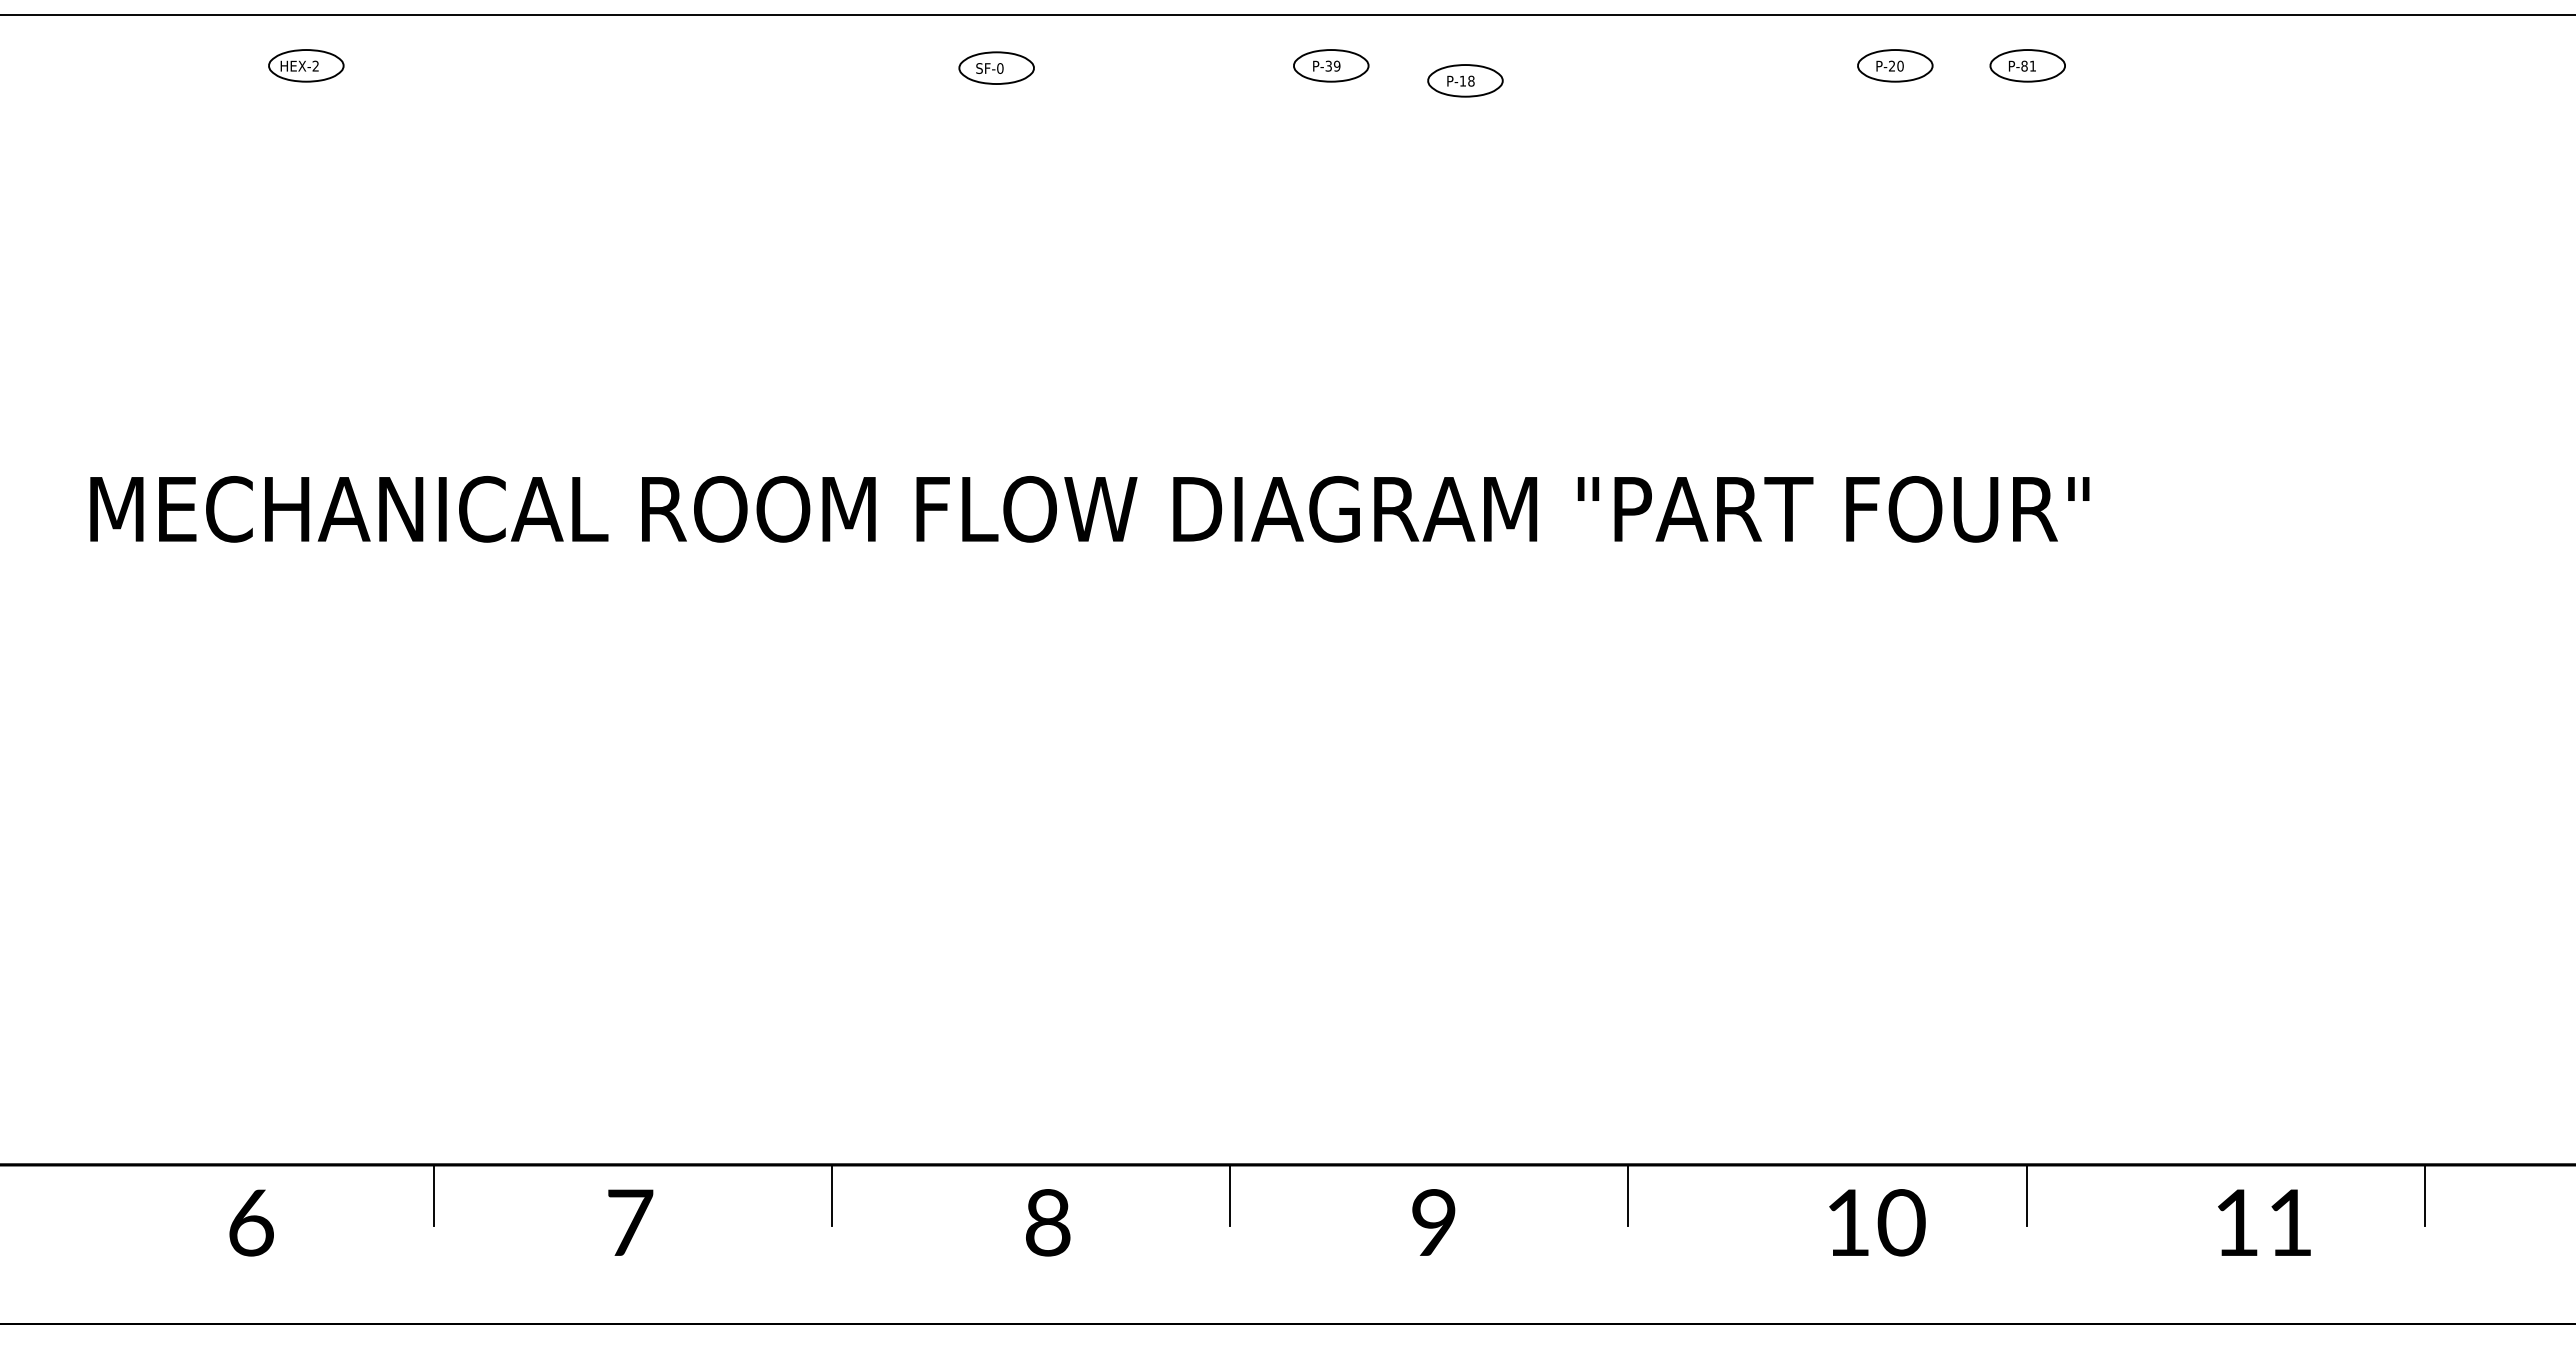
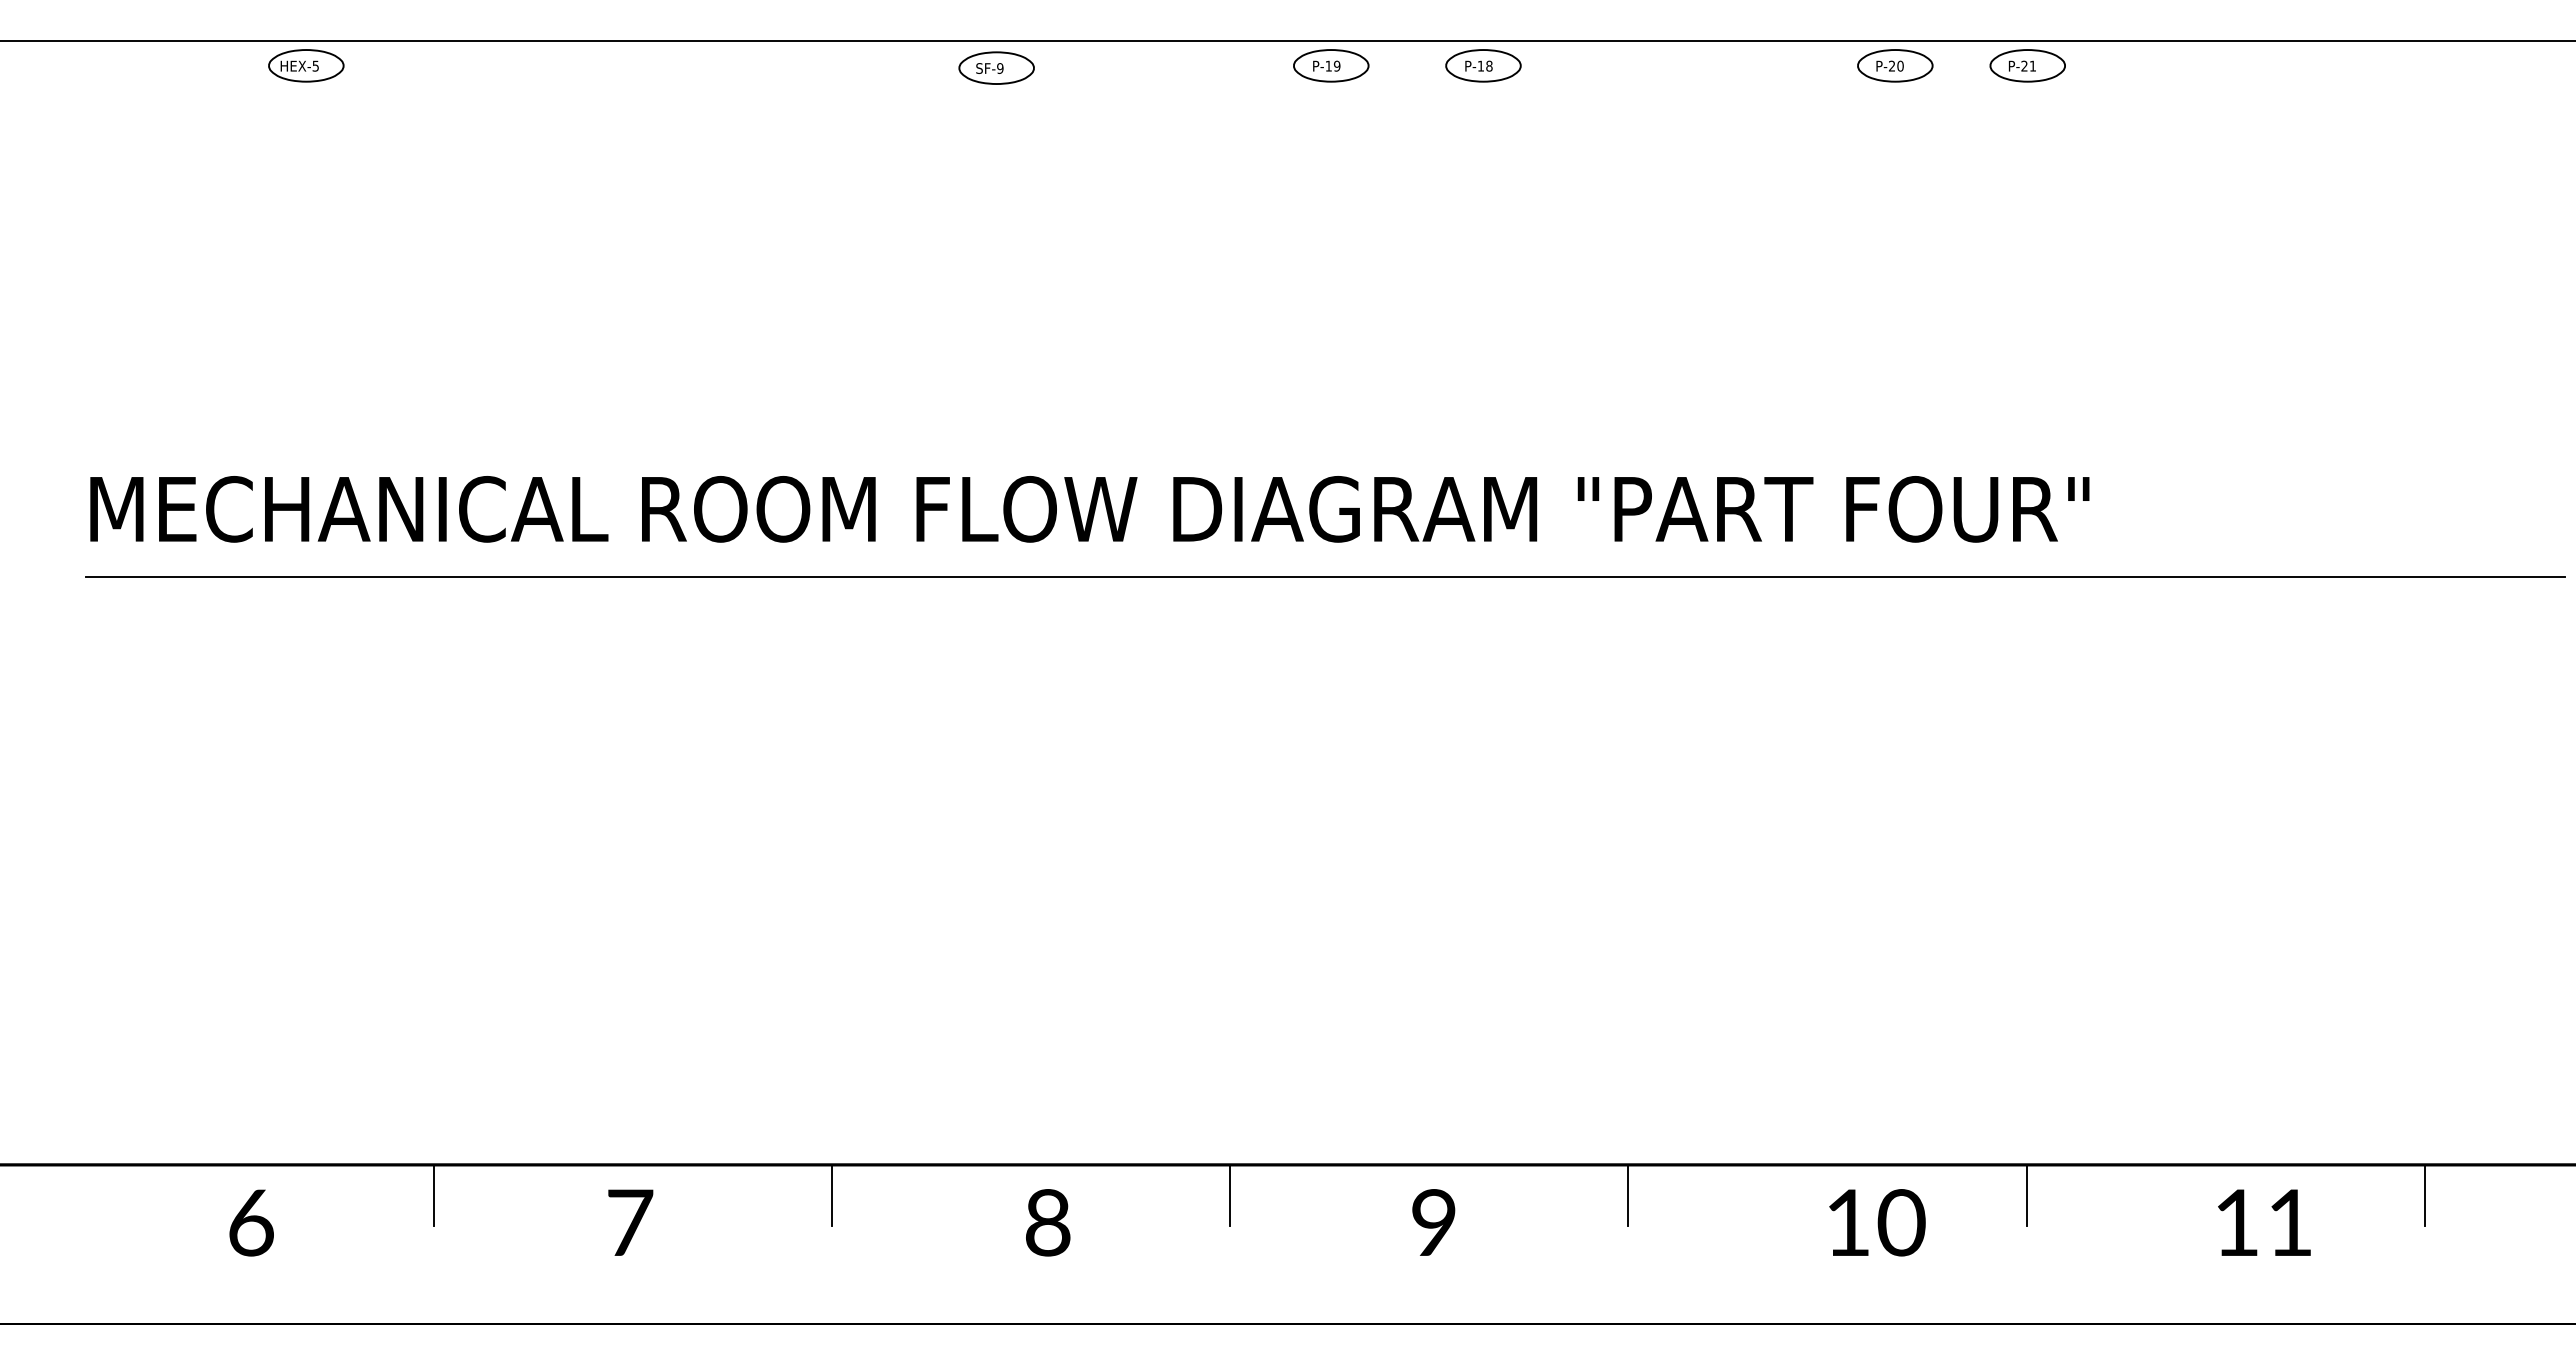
line position: (1287, 14) -> (1287, 40) (1287, 40)
text: HEX-2 -> HEX-5 (315, 65)
text: P-39 -> P-19 (1328, 65)
text: P-81 -> P-21 (2024, 65)
text: SF-0 -> SF-9 (1000, 68)
part position: (1465, 80) -> (1483, 65) (1483, 65)
line: none -> present (1325, 576)
